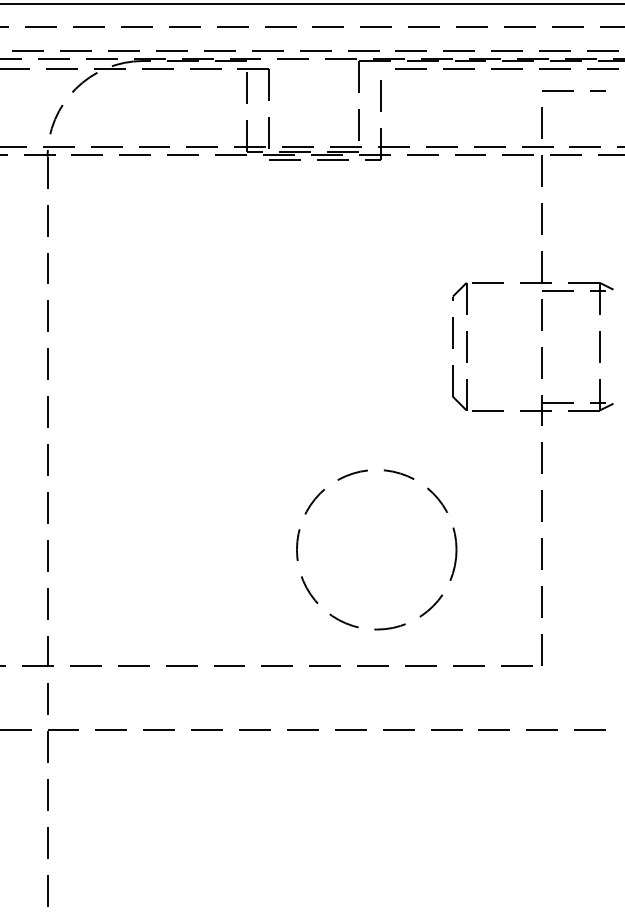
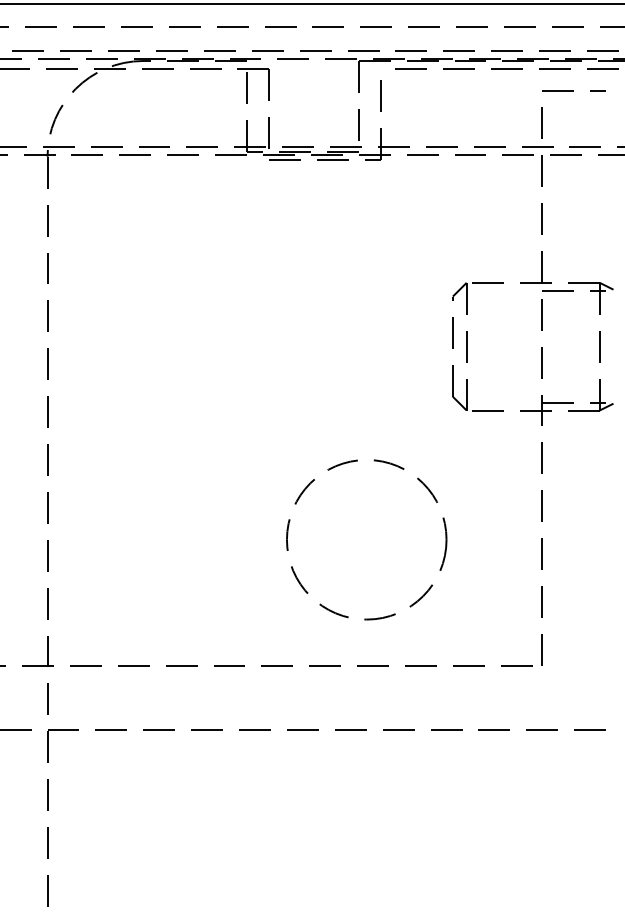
circle position: (376, 549) -> (366, 539) (366, 539)
